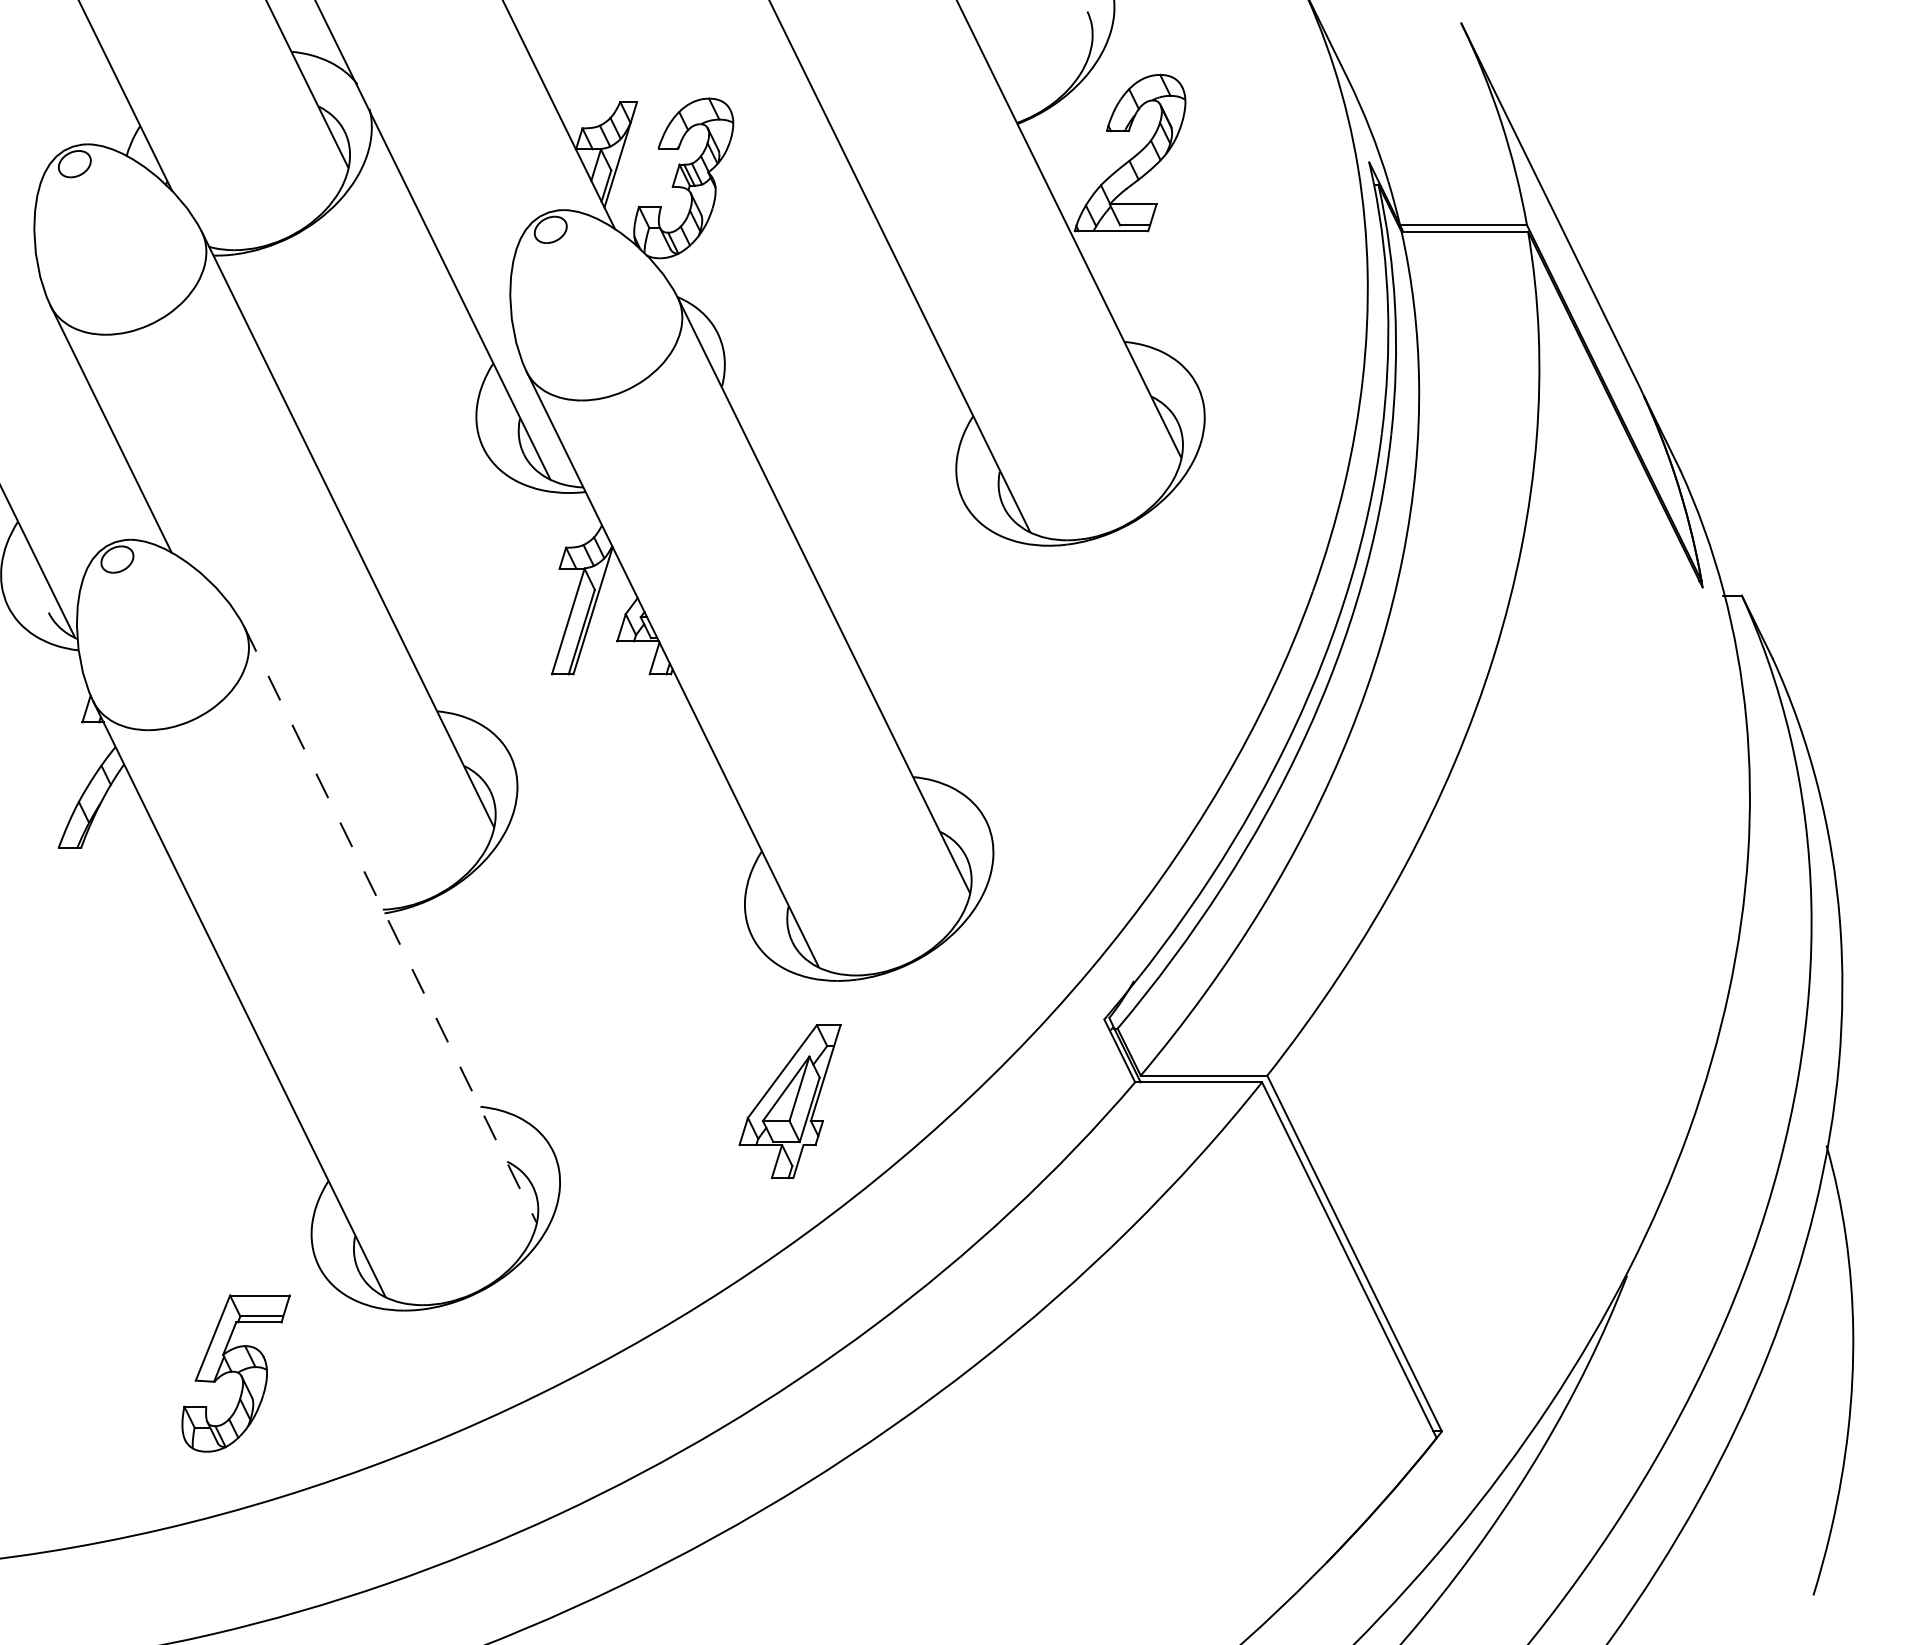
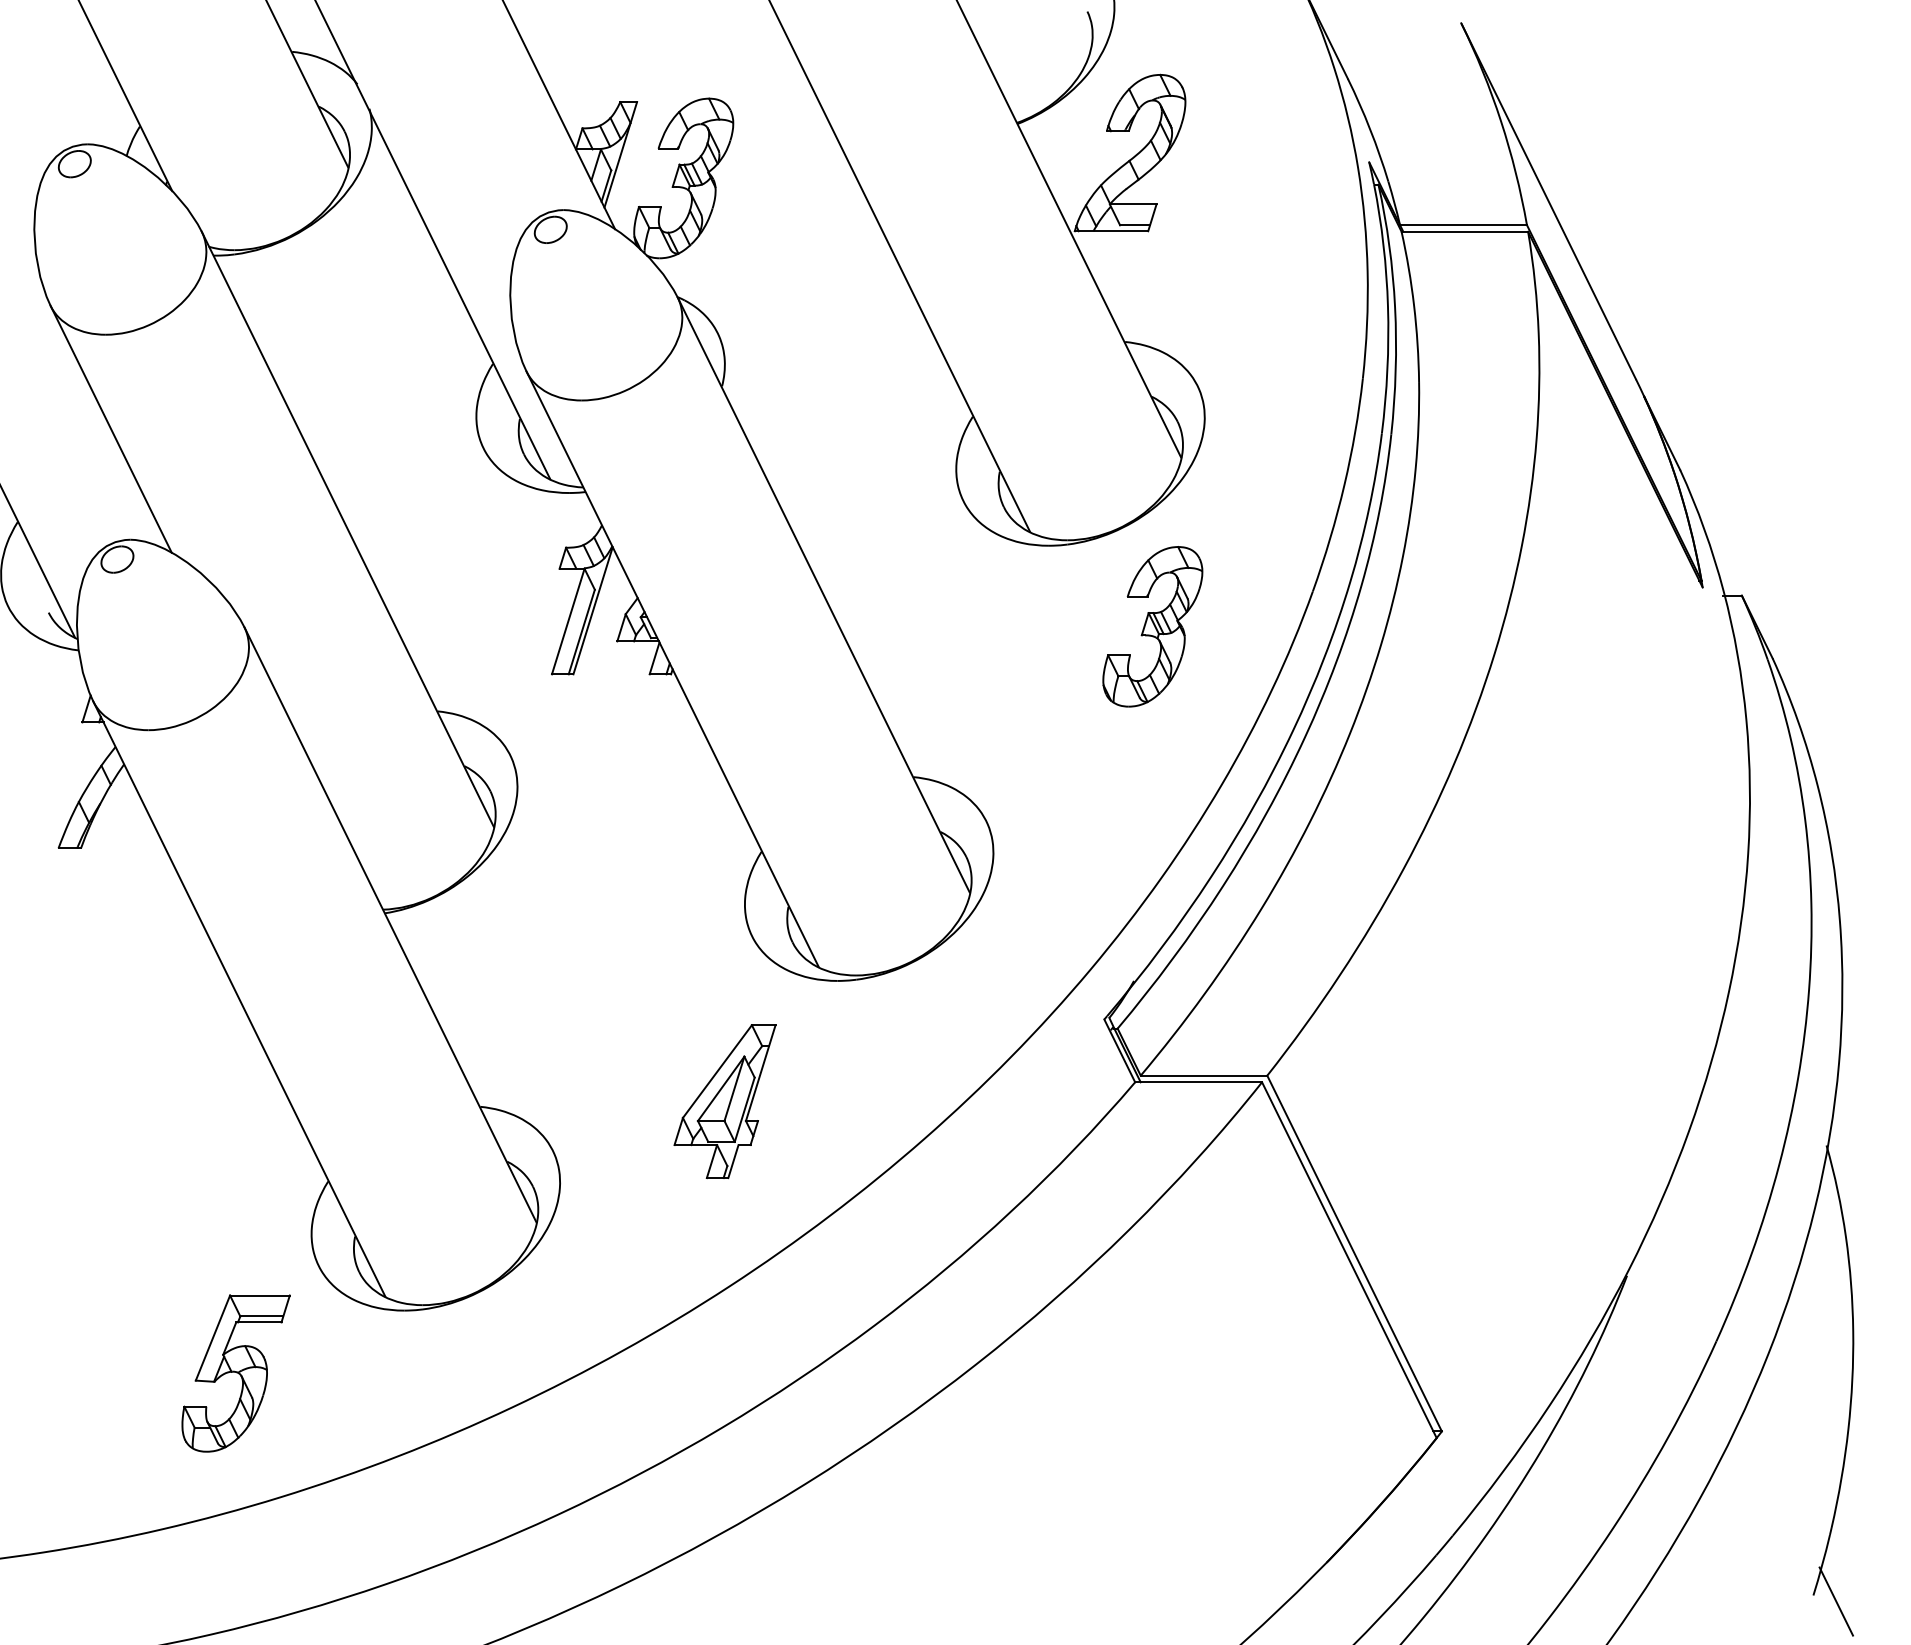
part: none -> present (1152, 626)
line: dashed -> solid (390, 925)
part position: (789, 1101) -> (724, 1101) (724, 1101)
line: none -> present (1836, 1601)
